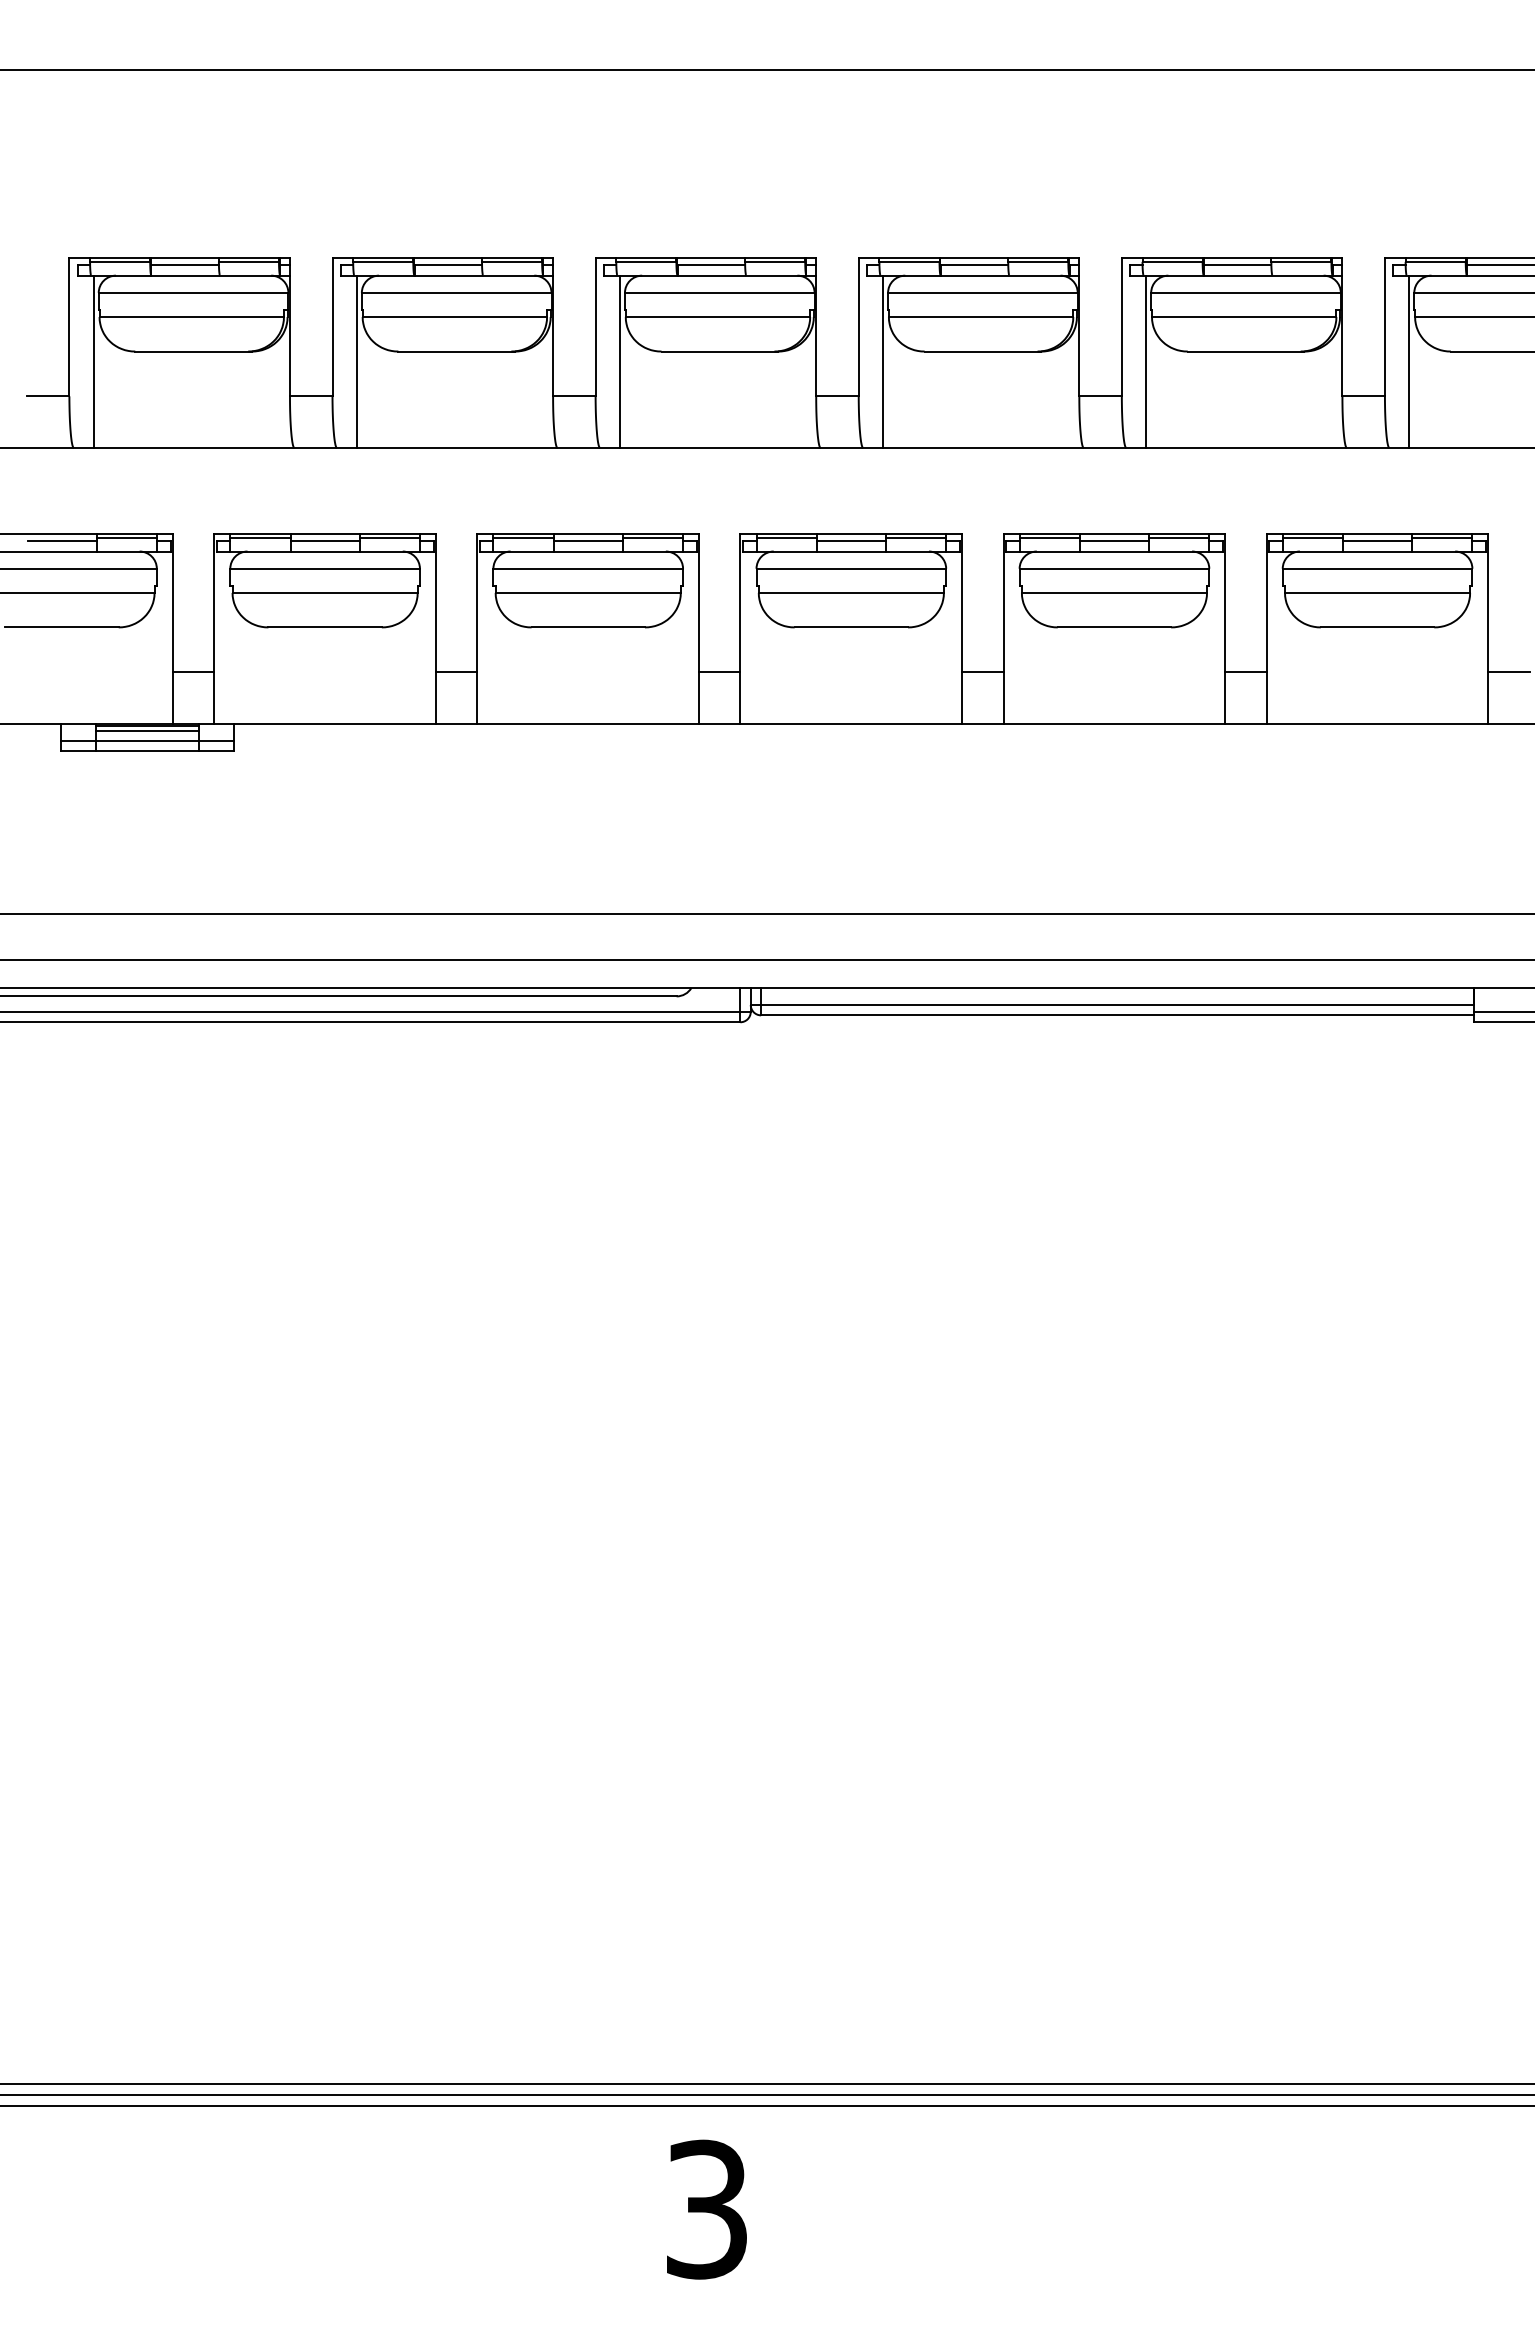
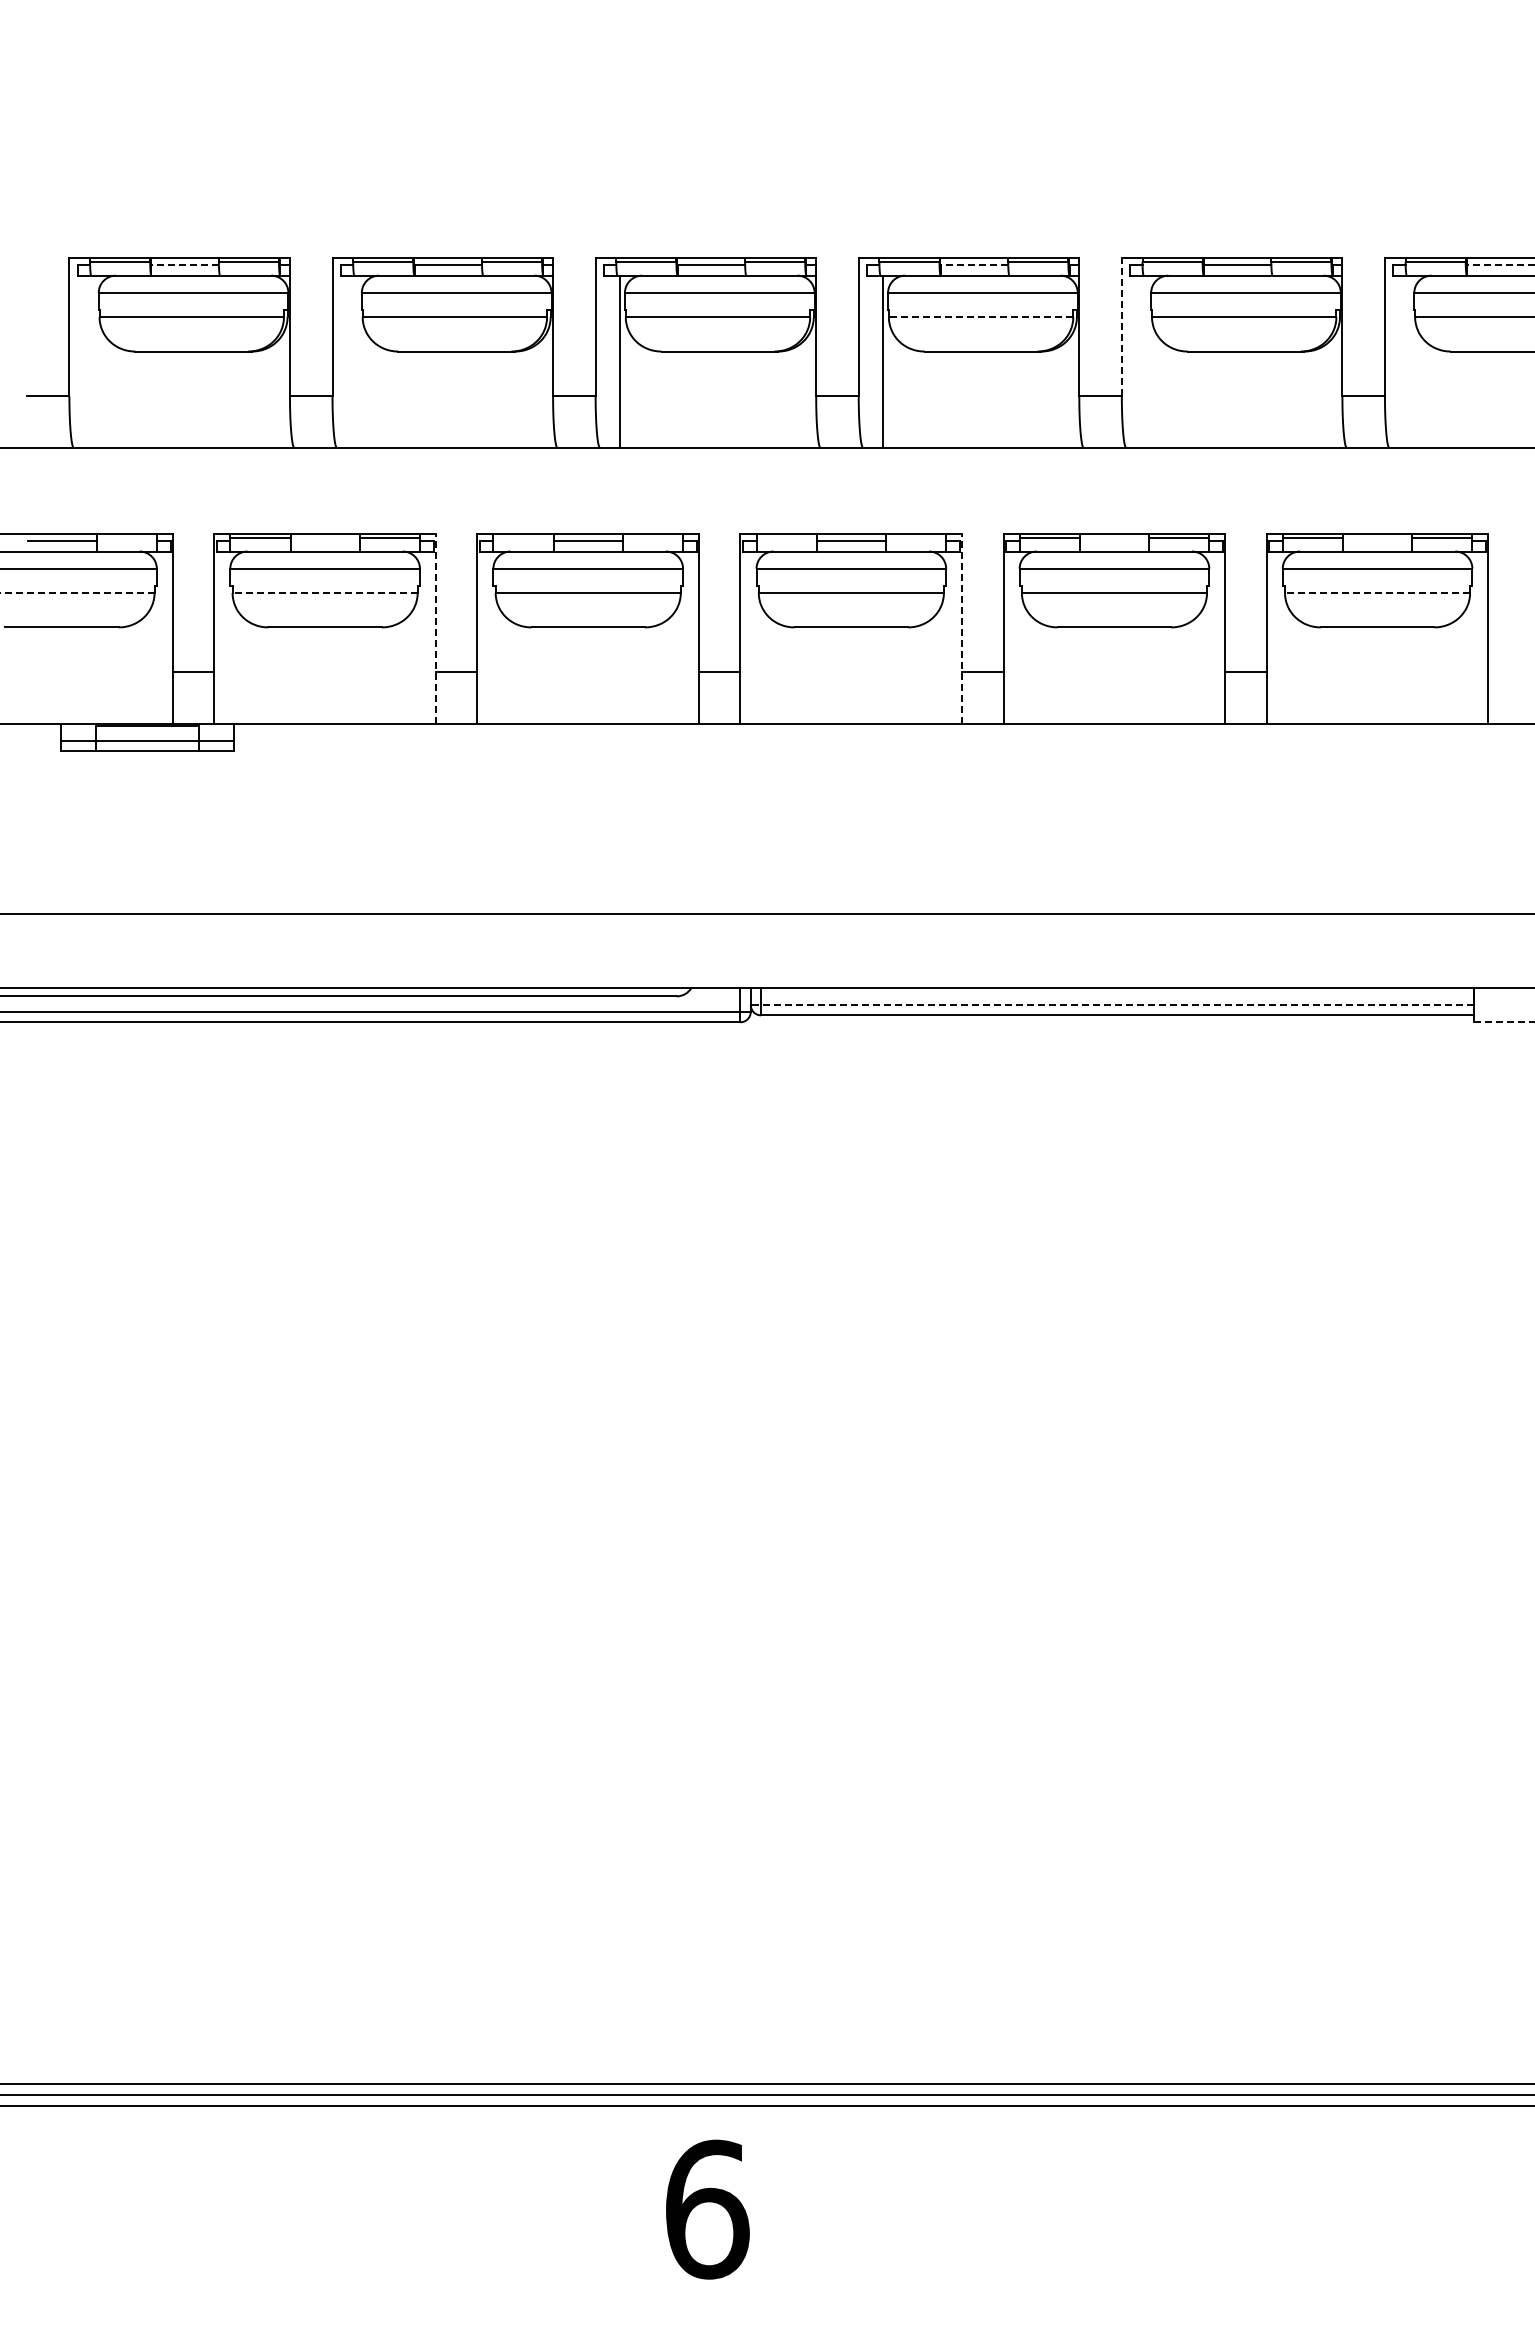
line: present -> none (766, 70)
line: solid -> dashed (185, 265)
line: solid -> dashed (974, 265)
line: solid -> dashed (1500, 265)
line: solid -> dashed (980, 317)
line: solid -> dashed (1121, 327)
line: present -> none (93, 361)
line: present -> none (356, 361)
line: present -> none (1146, 361)
line: present -> none (1409, 361)
line: present -> none (126, 537)
line: present -> none (523, 537)
line: present -> none (652, 537)
line: present -> none (786, 537)
line: present -> none (915, 537)
line: present -> none (324, 541)
line: present -> none (1113, 541)
line: present -> none (1377, 541)
line: solid -> dashed (76, 592)
line: solid -> dashed (325, 592)
line: solid -> dashed (1377, 592)
line: solid -> dashed (436, 629)
line: solid -> dashed (962, 629)
line: present -> none (1508, 672)
line: present -> none (147, 731)
line: present -> none (766, 960)
line: solid -> dashed (1112, 1005)
line: present -> none (1502, 1011)
line: solid -> dashed (1504, 1022)
text: 3 -> 6 (707, 2209)
